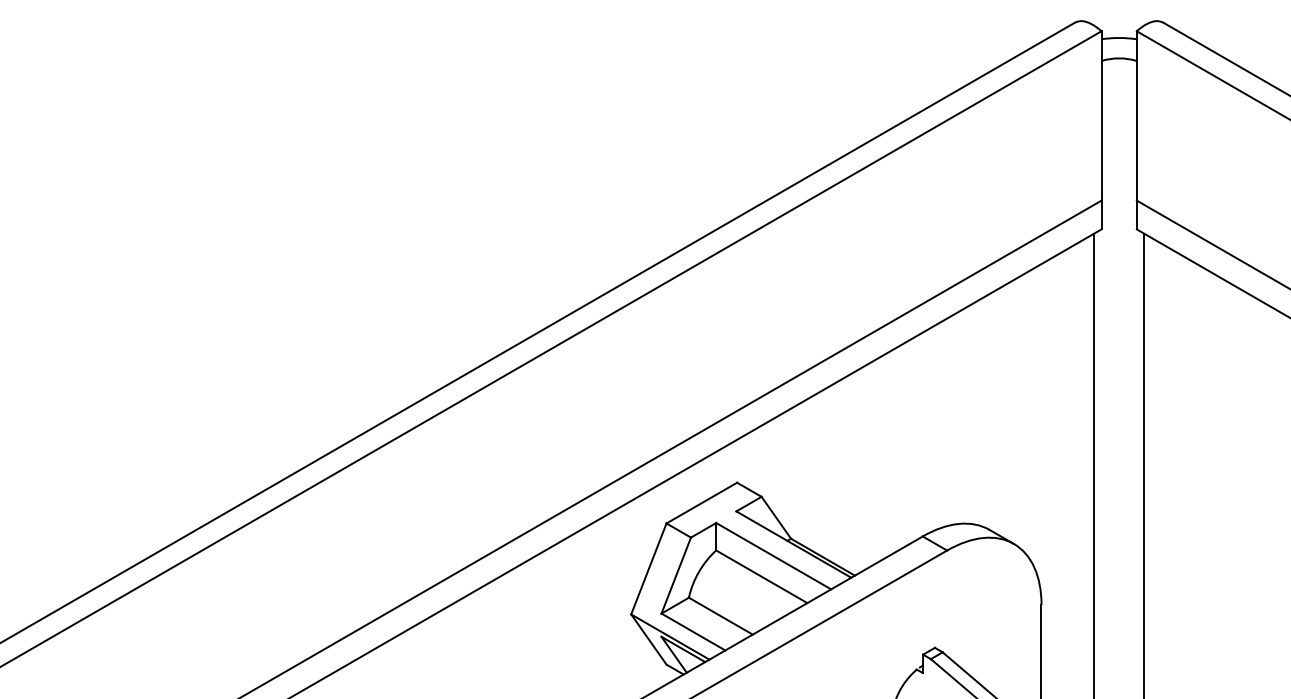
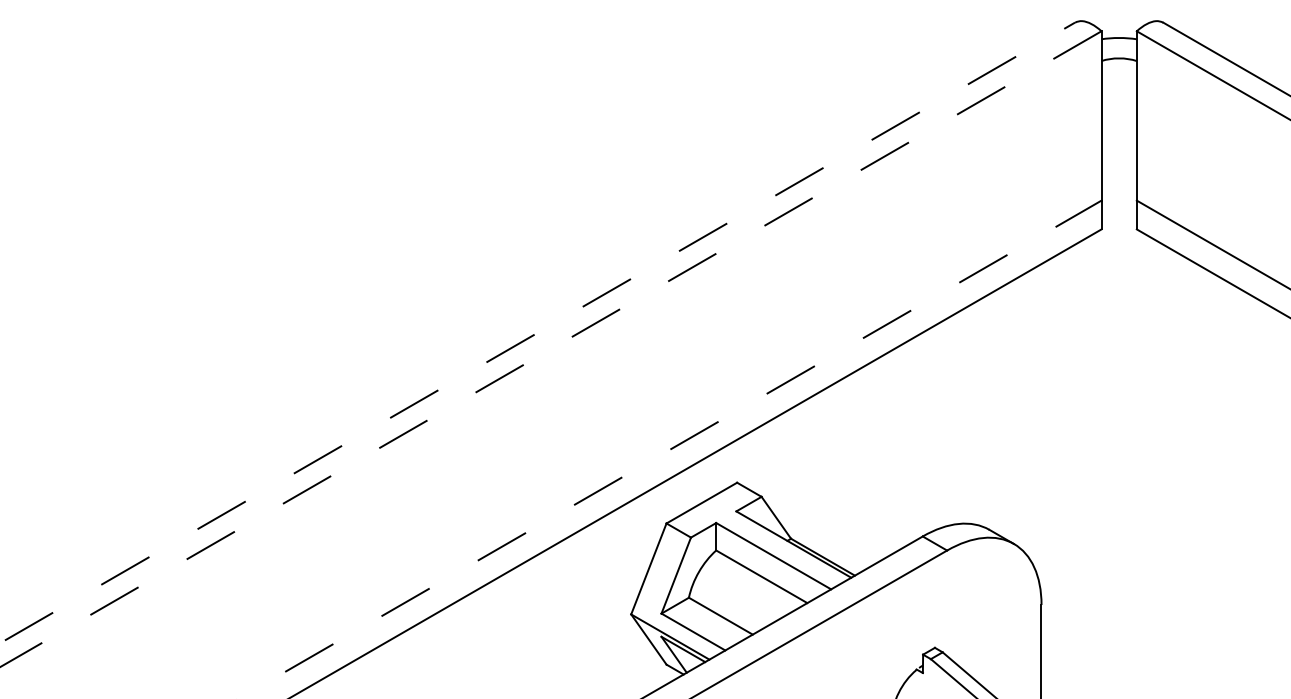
line: solid -> dashed (538, 332)
line: solid -> dashed (550, 349)
line: solid -> dashed (670, 449)
line: present -> none (1094, 464)
line: present -> none (1144, 464)
